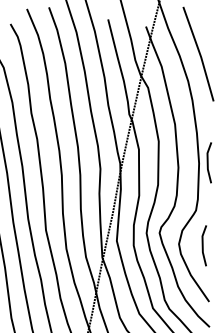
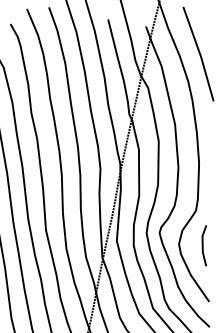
line: present -> none (208, 162)
